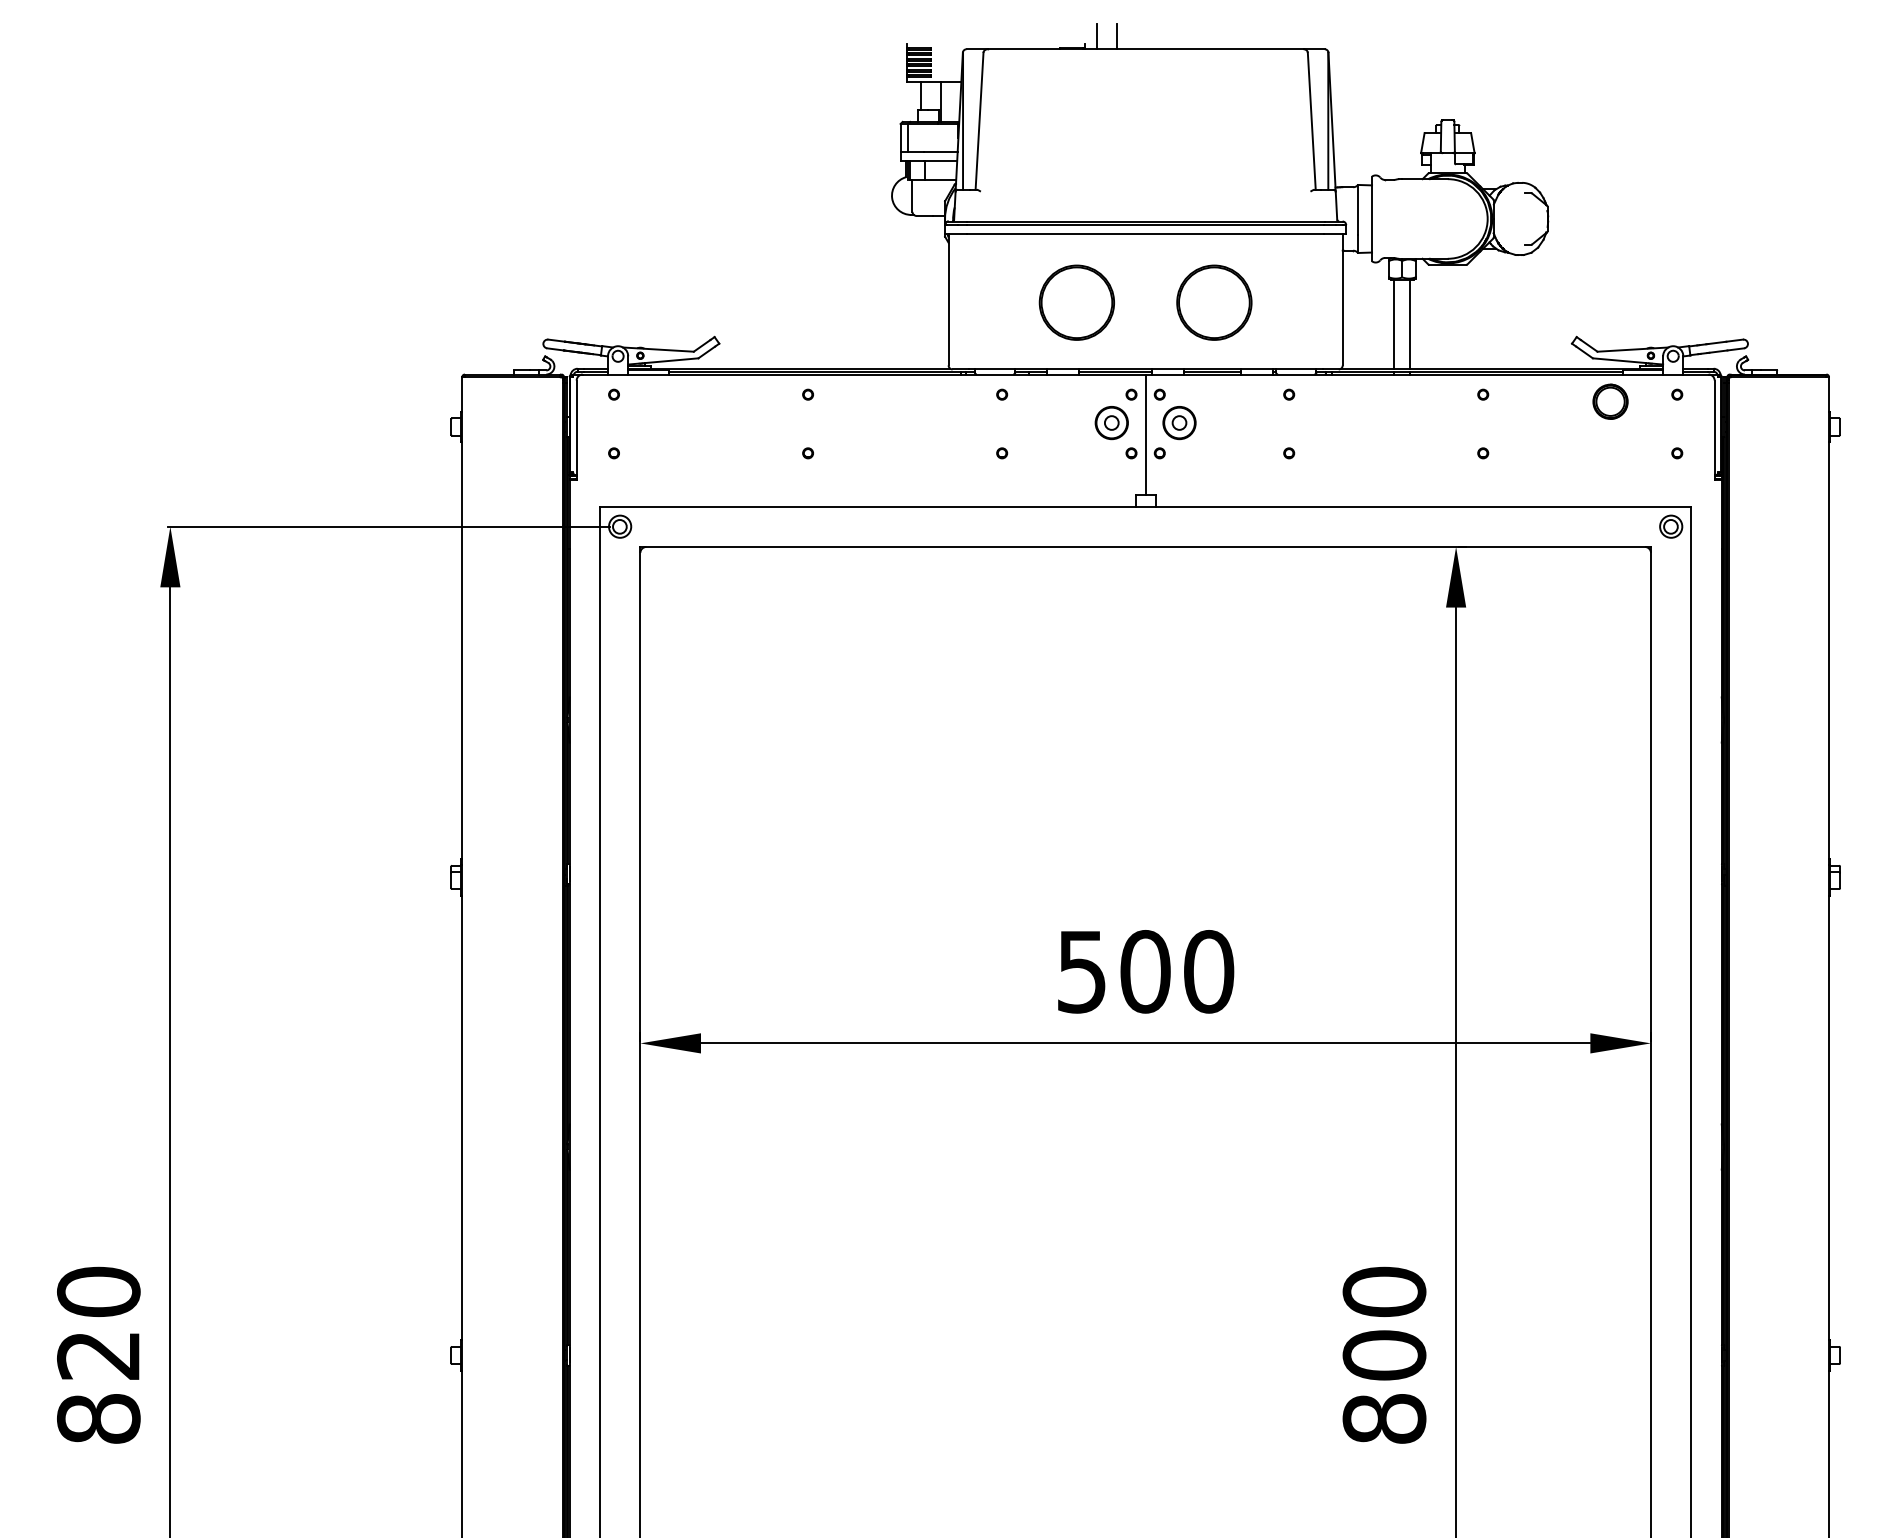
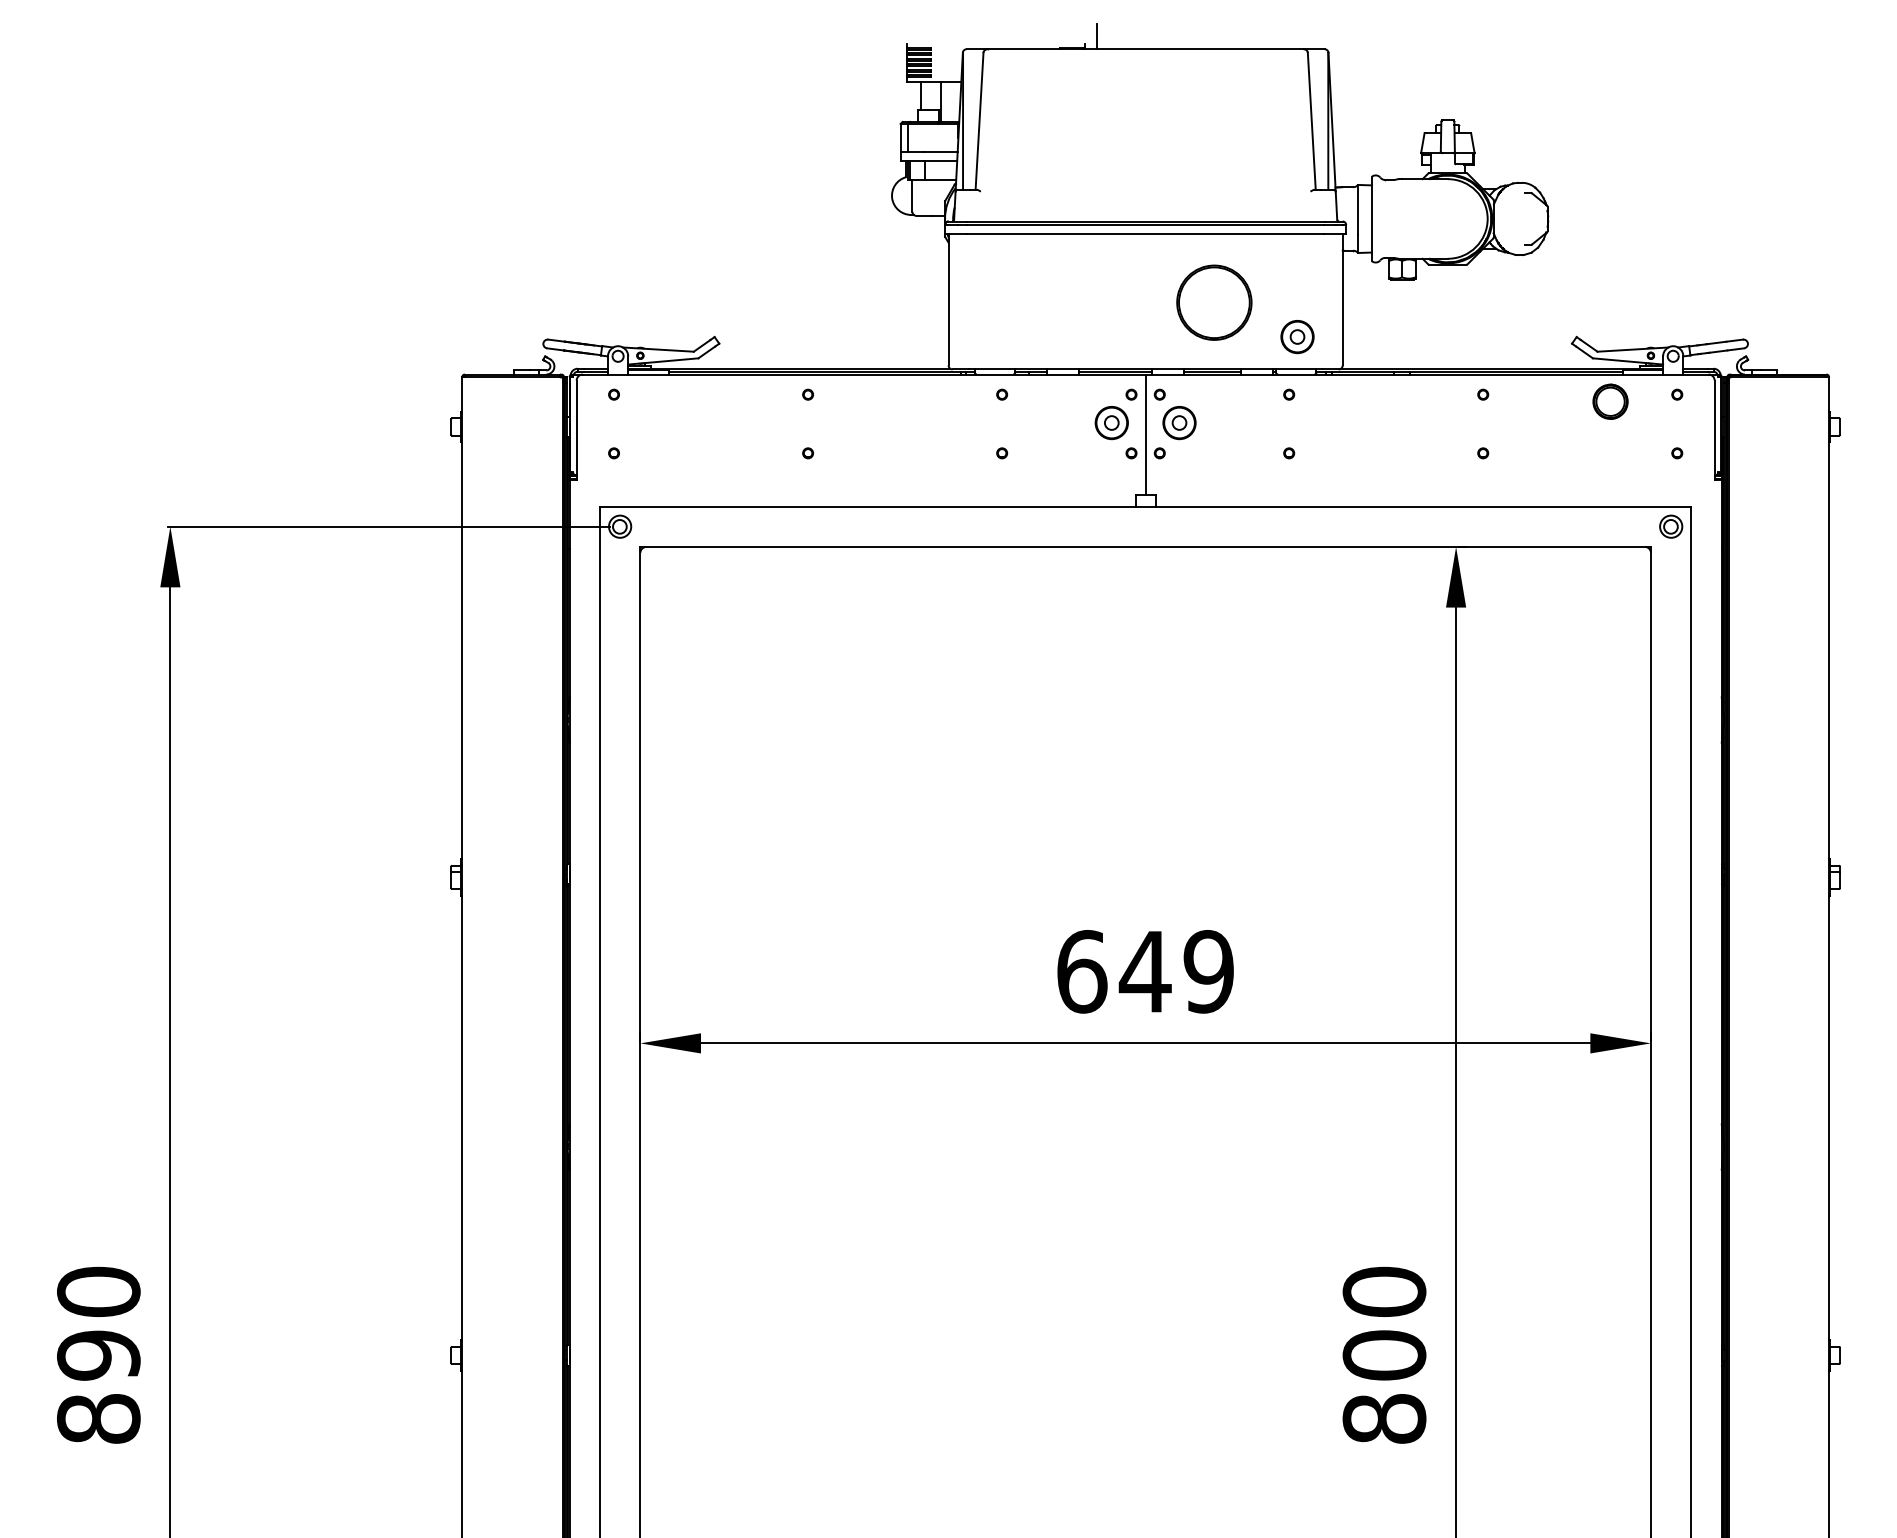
line: present -> none (1116, 36)
part: present -> none (1076, 302)
line: present -> none (1394, 323)
line: present -> none (1410, 323)
part: none -> present (1297, 337)
text: 500 -> 649 (1145, 971)
text: 820 -> 890 (98, 1355)
